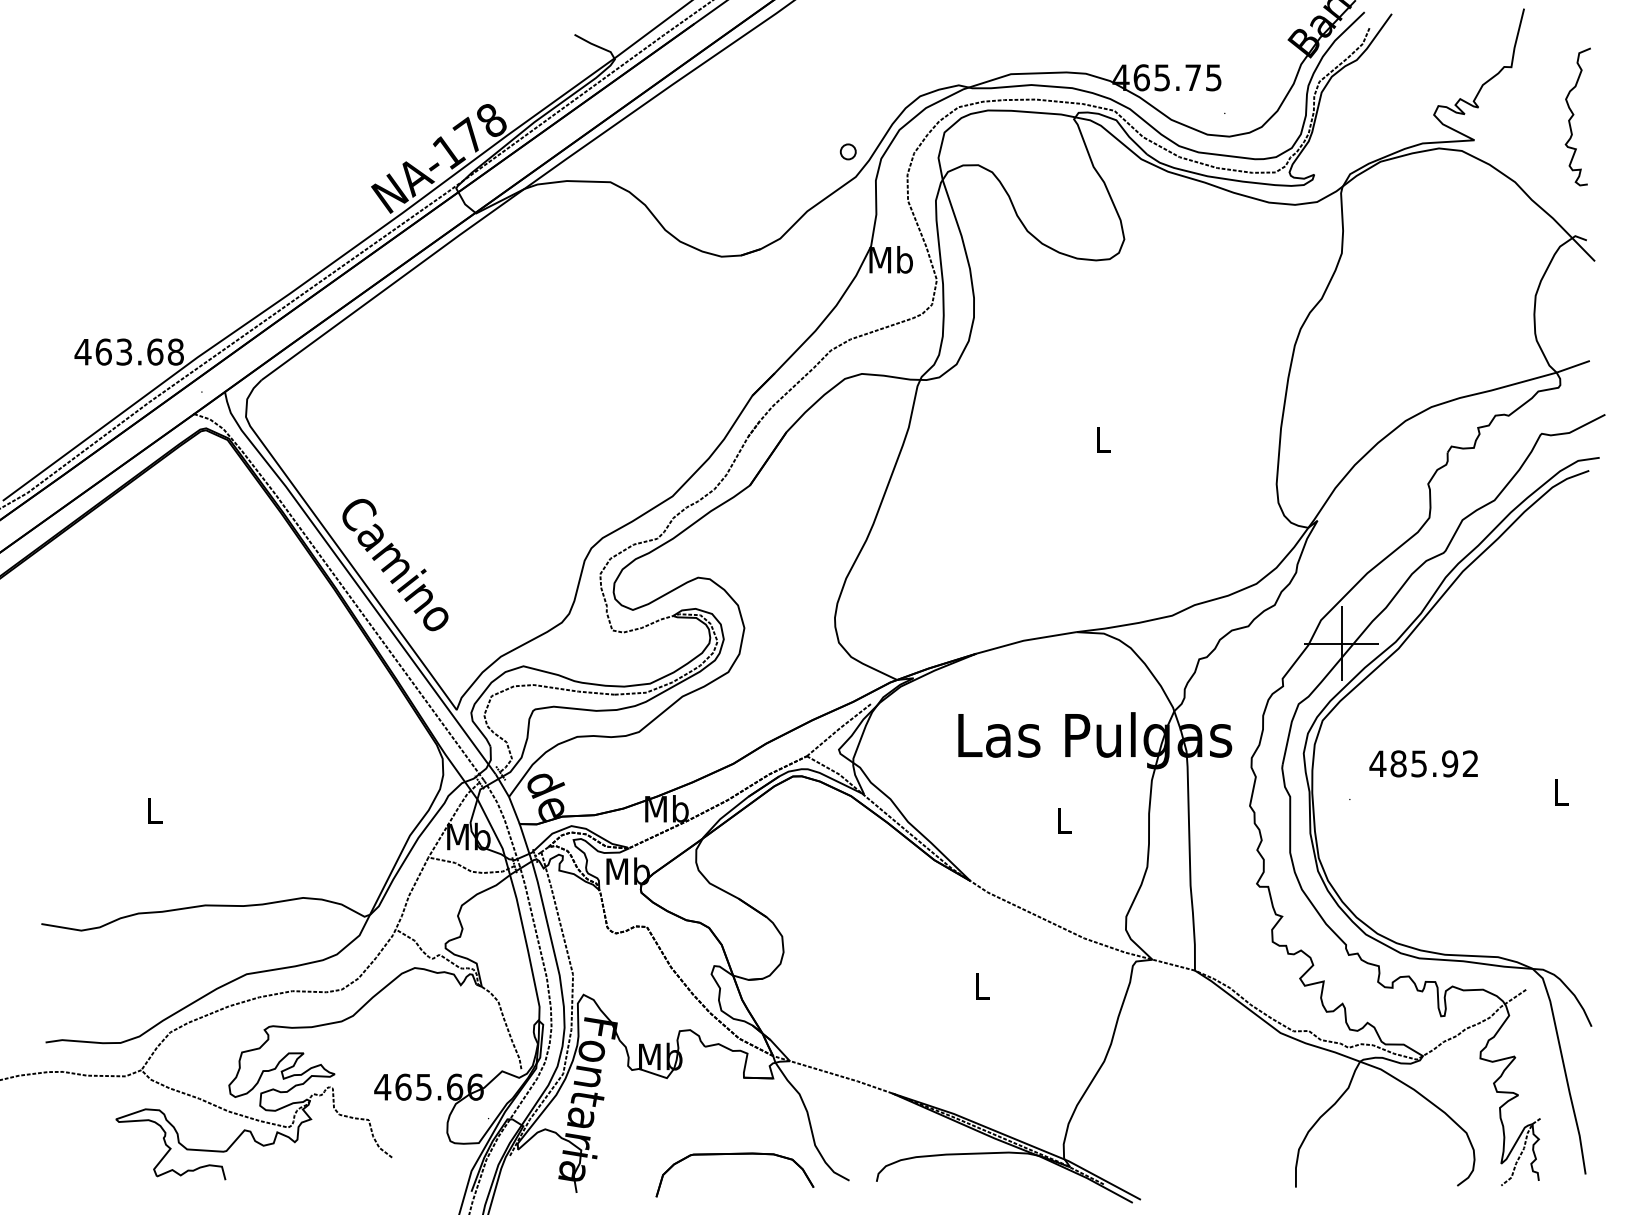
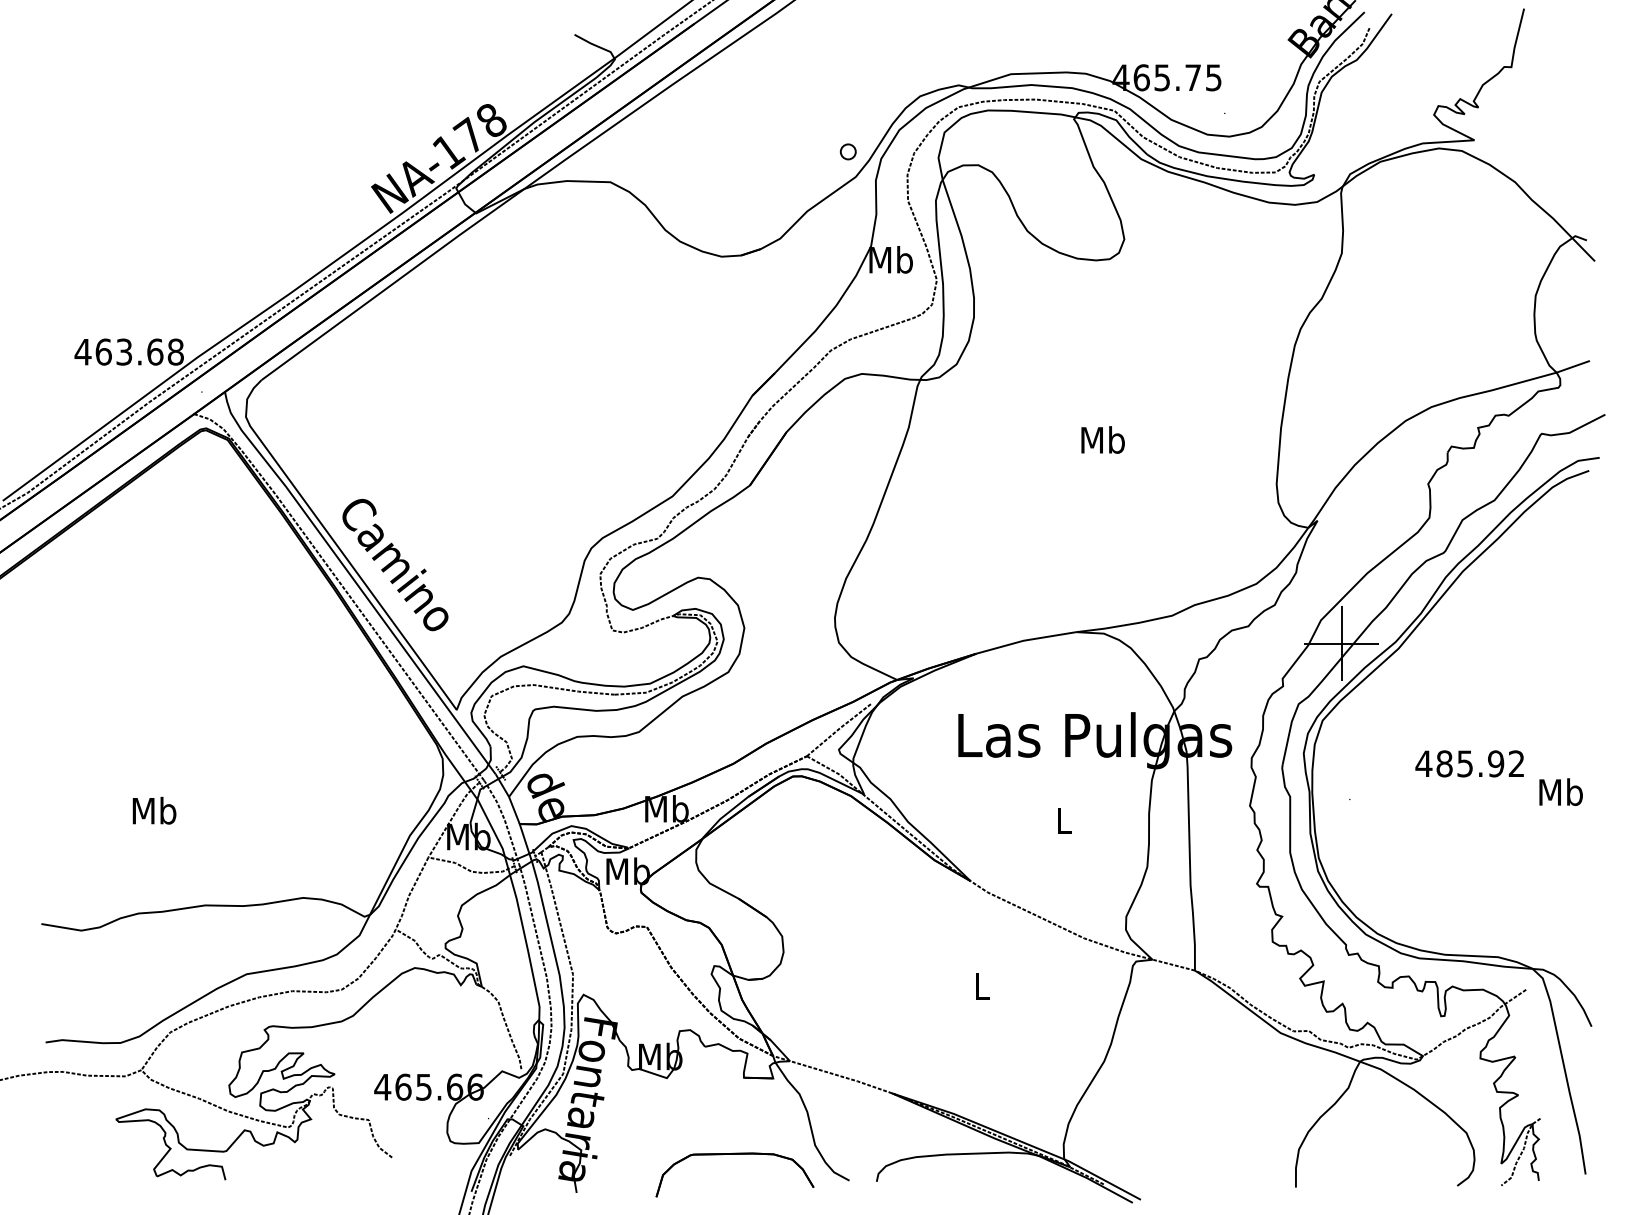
curve: present -> none (1574, 114)
text: L -> Mb (1102, 439)
text position: (1423, 763) -> (1469, 763) (1469, 763)
text: L -> Mb (1560, 792)
text: L -> Mb (154, 810)
